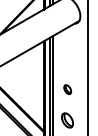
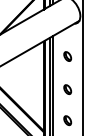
part: none -> present (67, 56)
line position: (87, 67) -> (82, 67) (82, 67)
part size: 13x17 px -> 10x12 px (67, 120)
